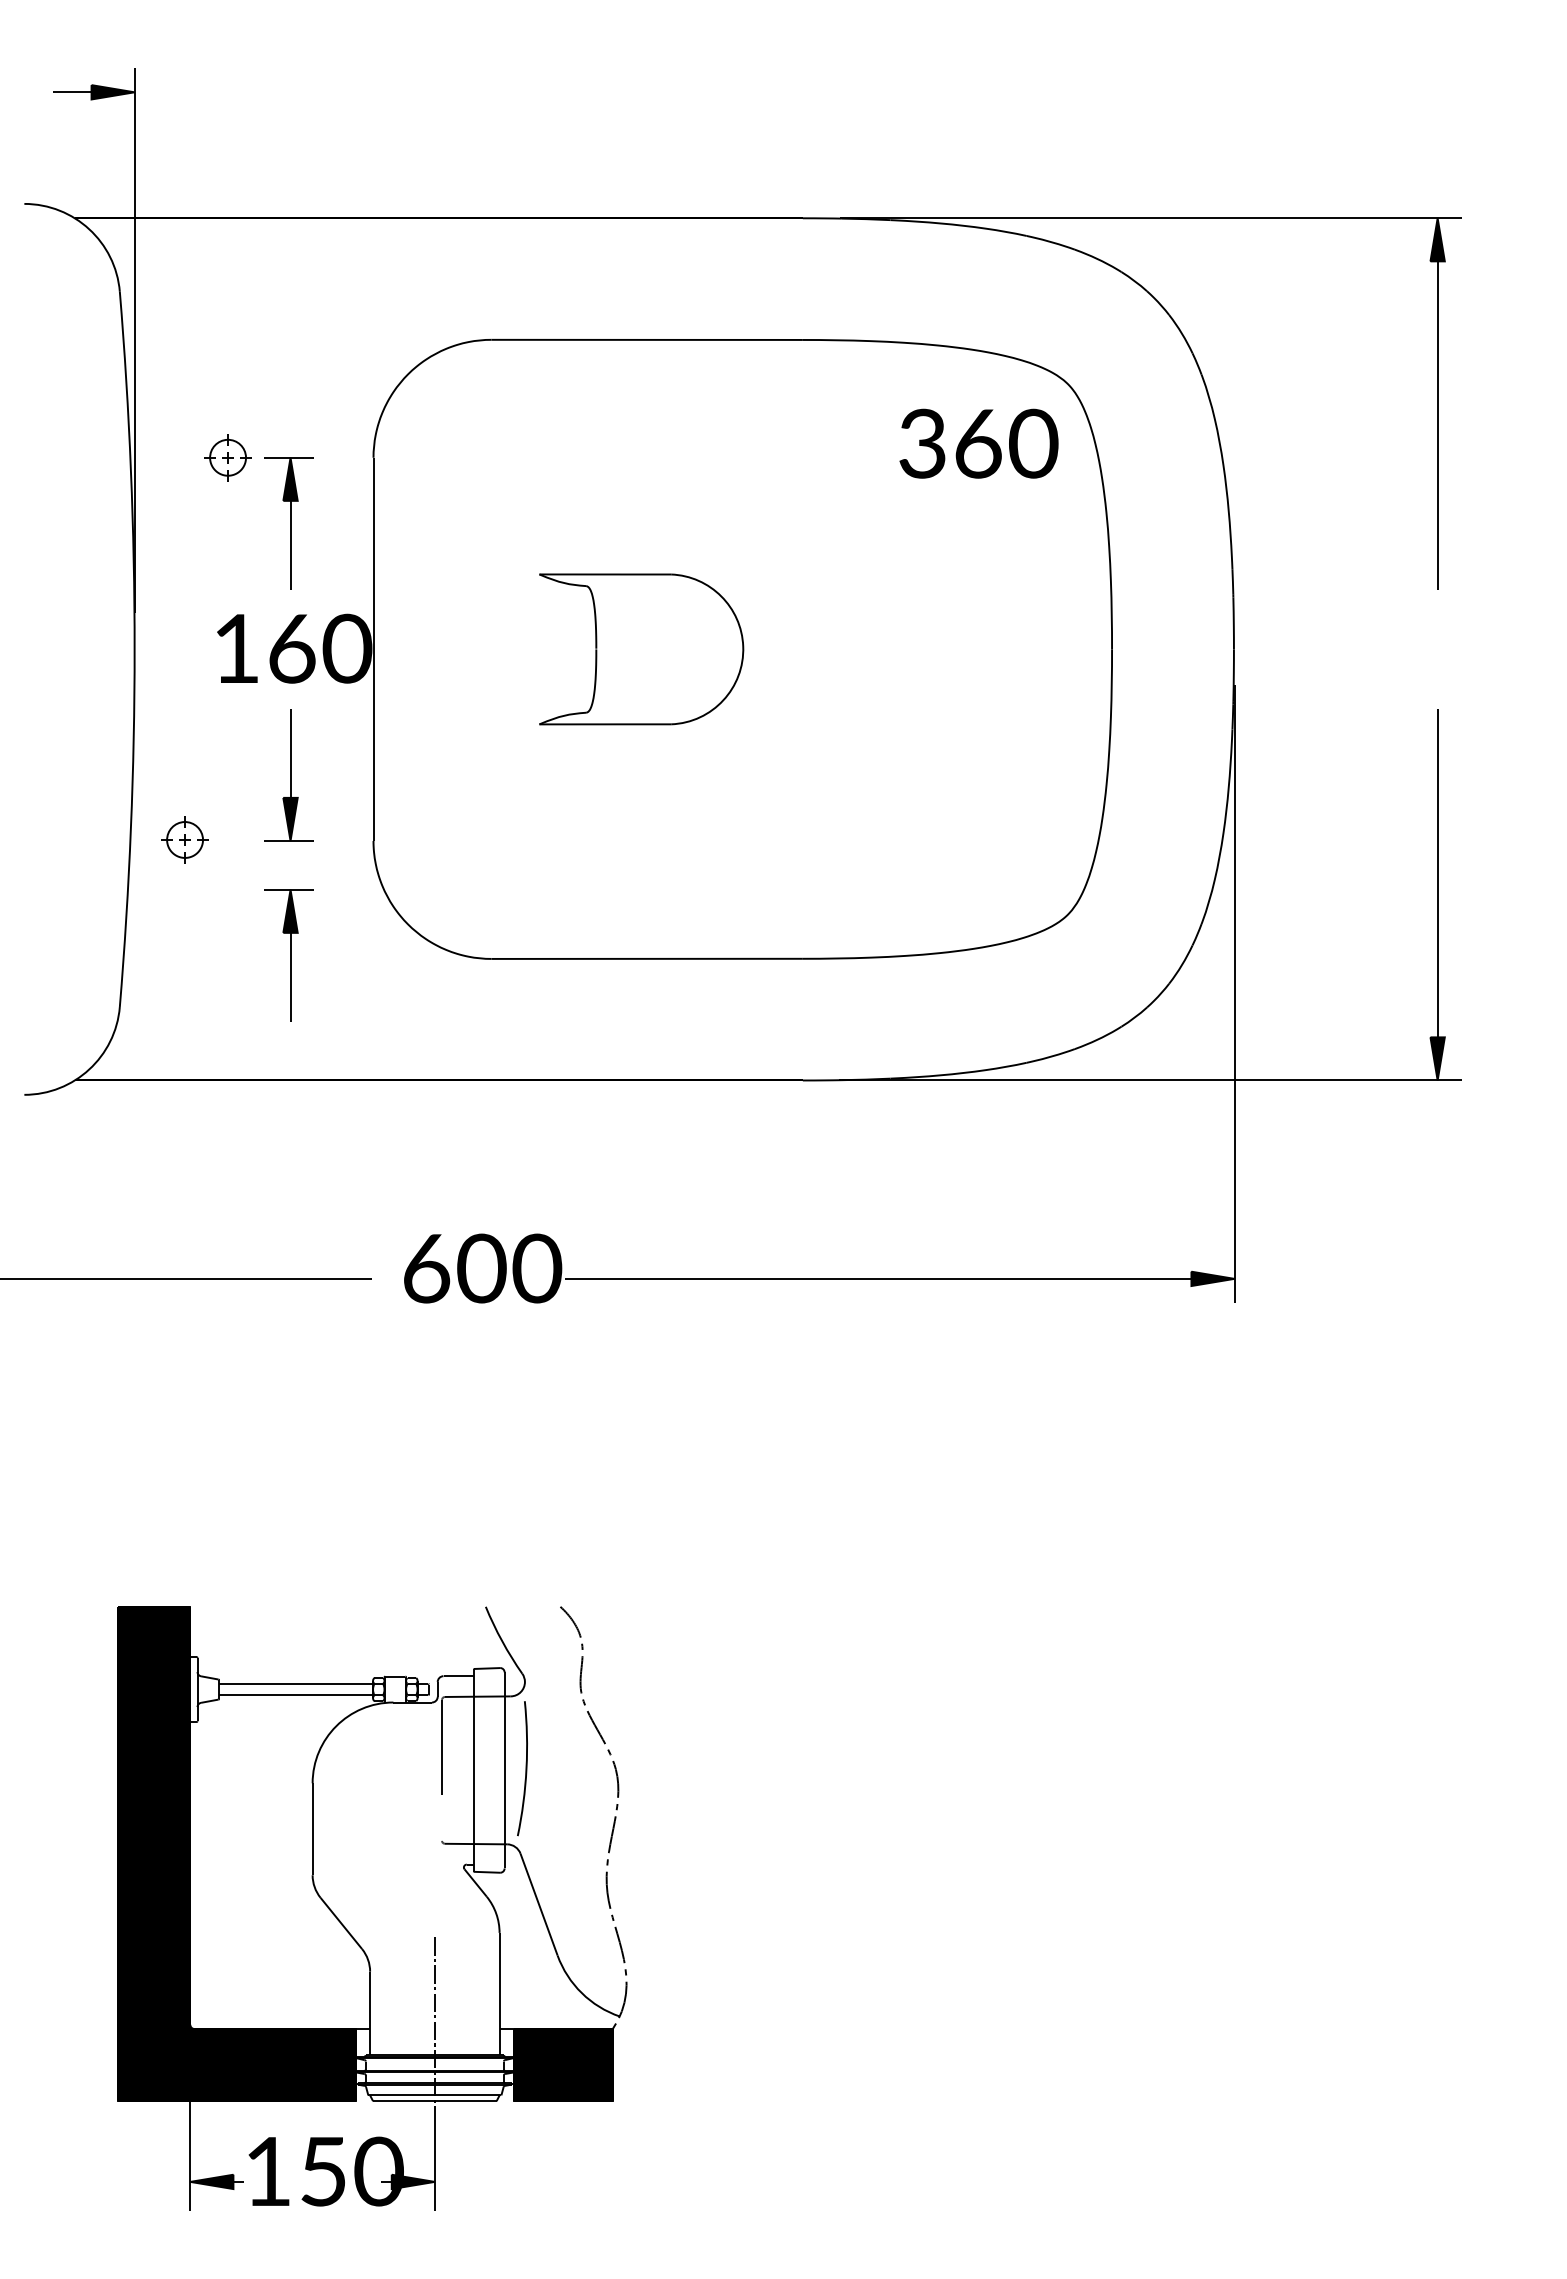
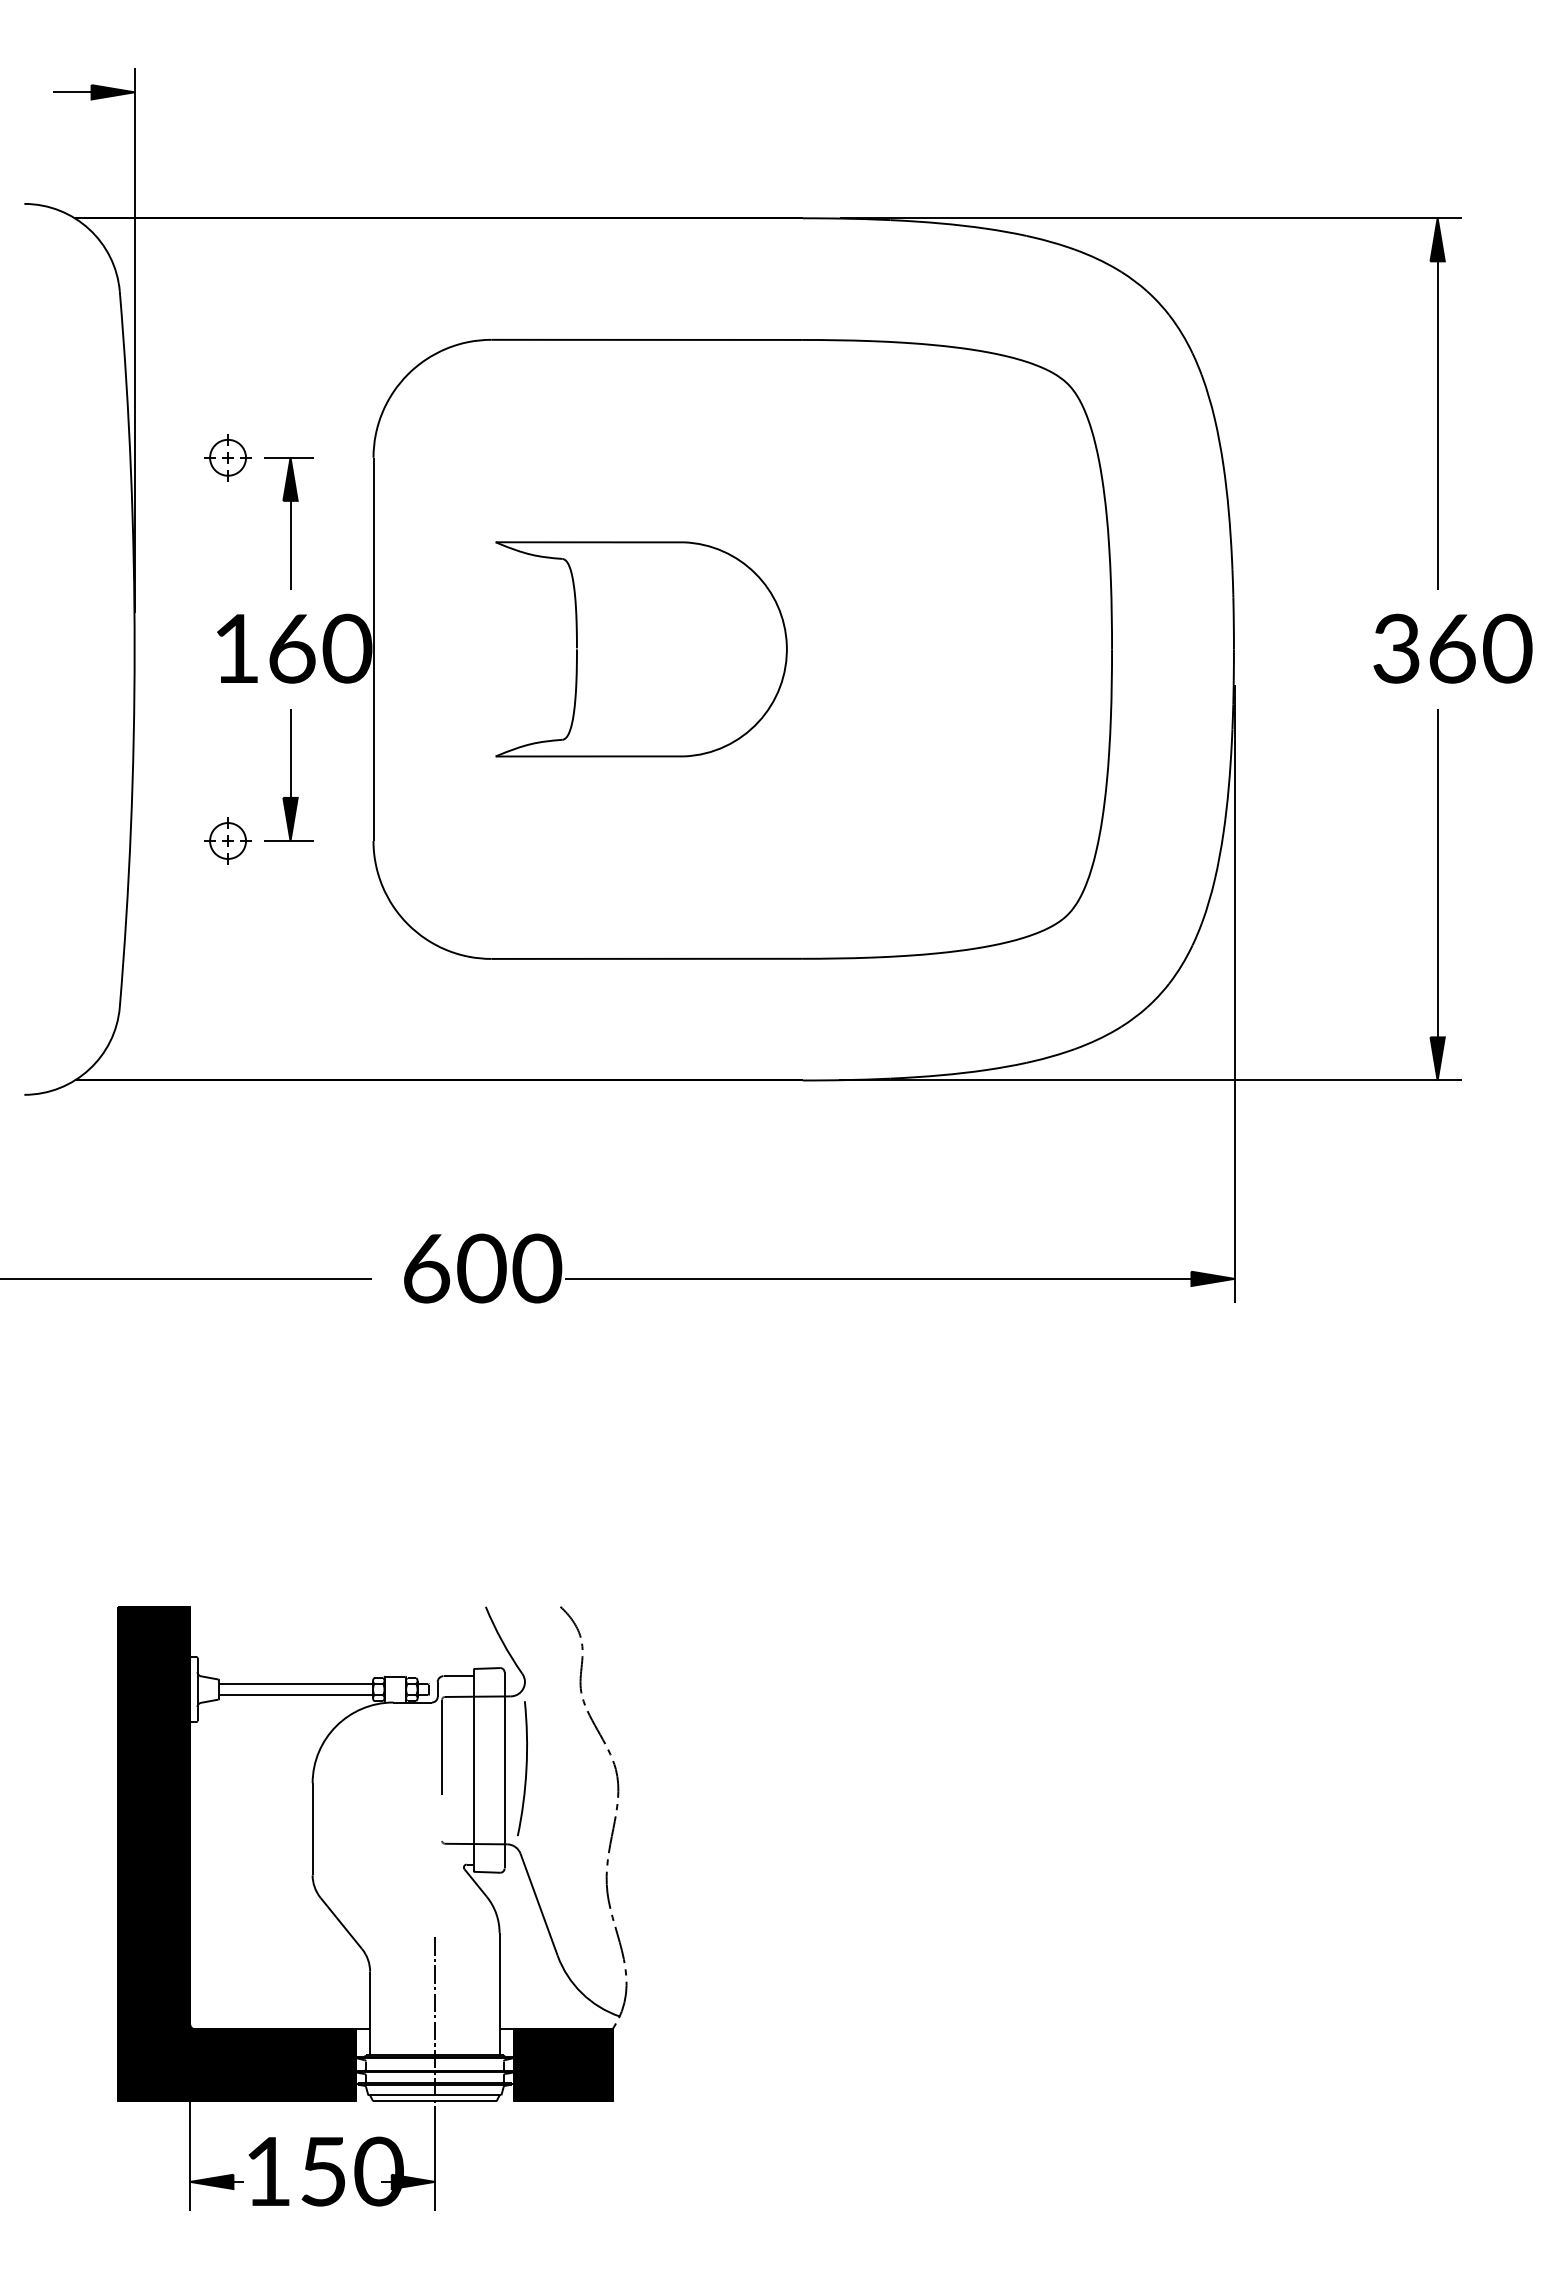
text position: (978, 443) -> (1452, 648) (1452, 648)
part size: 206x153 px -> 293x217 px (641, 649)
part position: (184, 839) -> (227, 840) (227, 840)
part: present -> none (288, 955)
